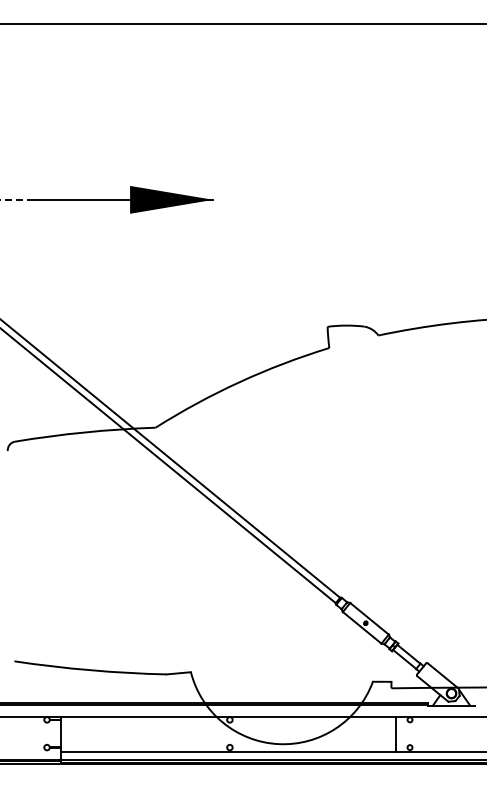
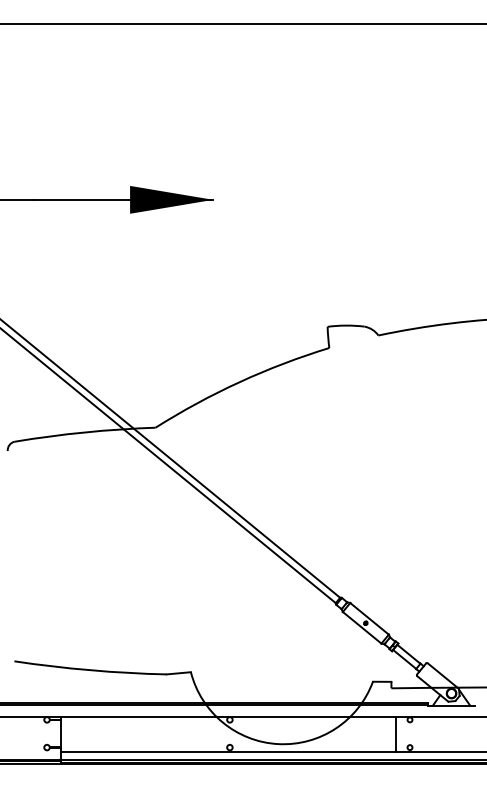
line: dashed -> solid (16, 199)
